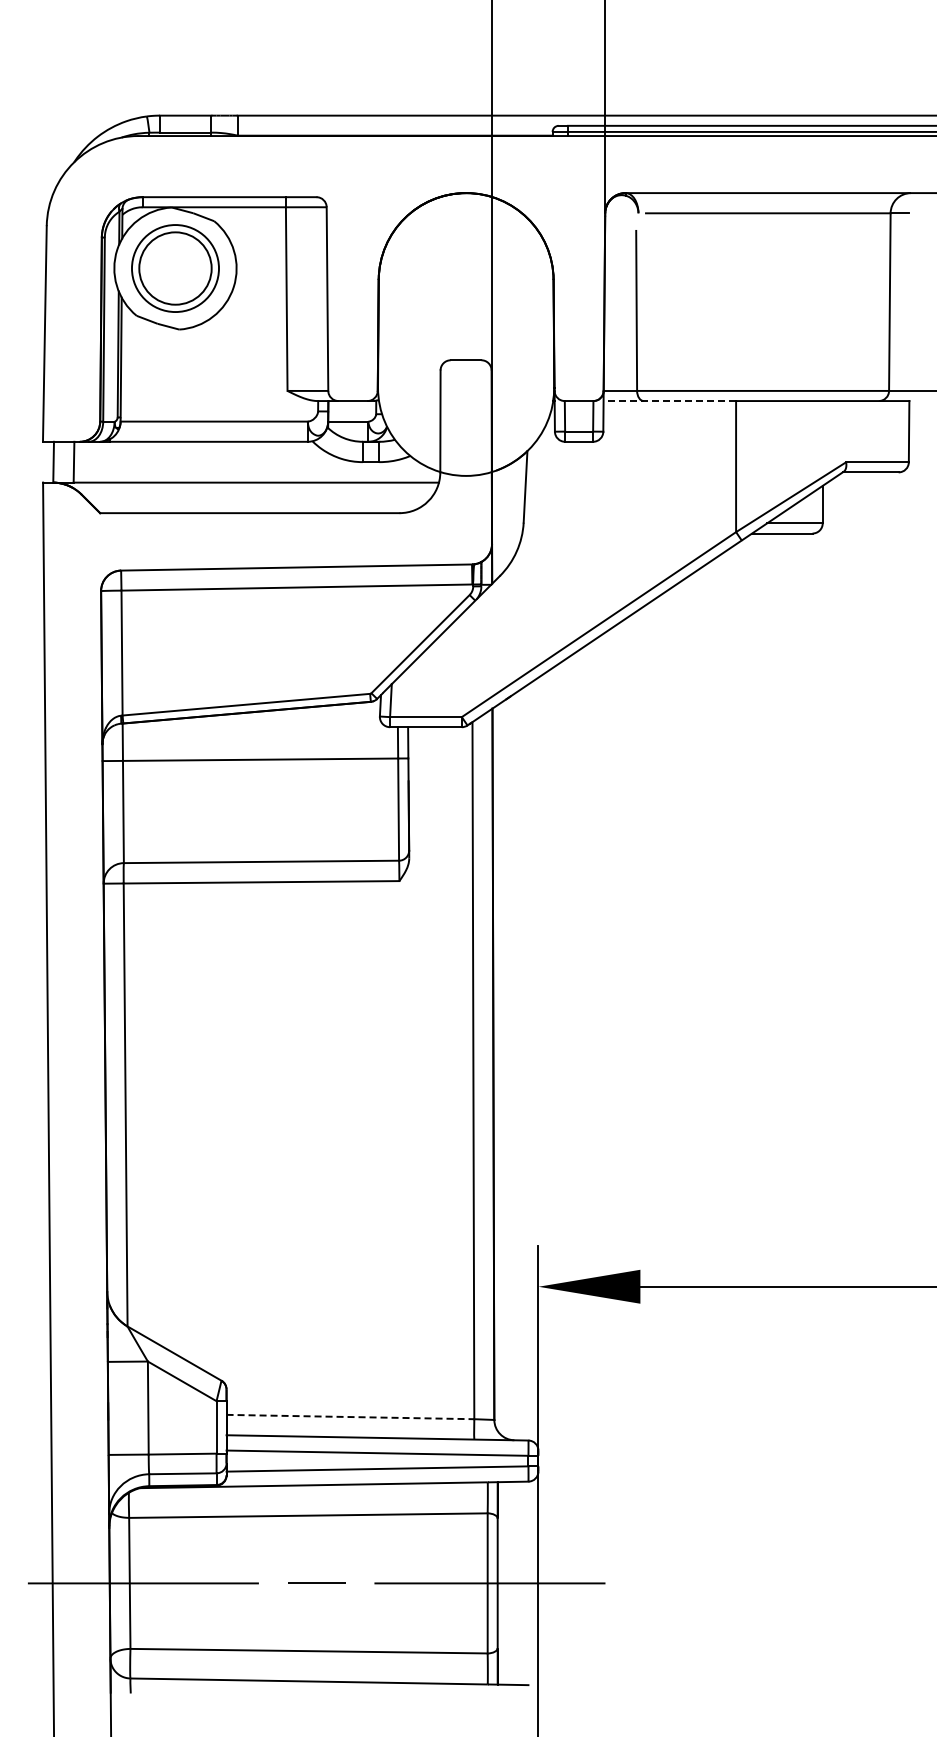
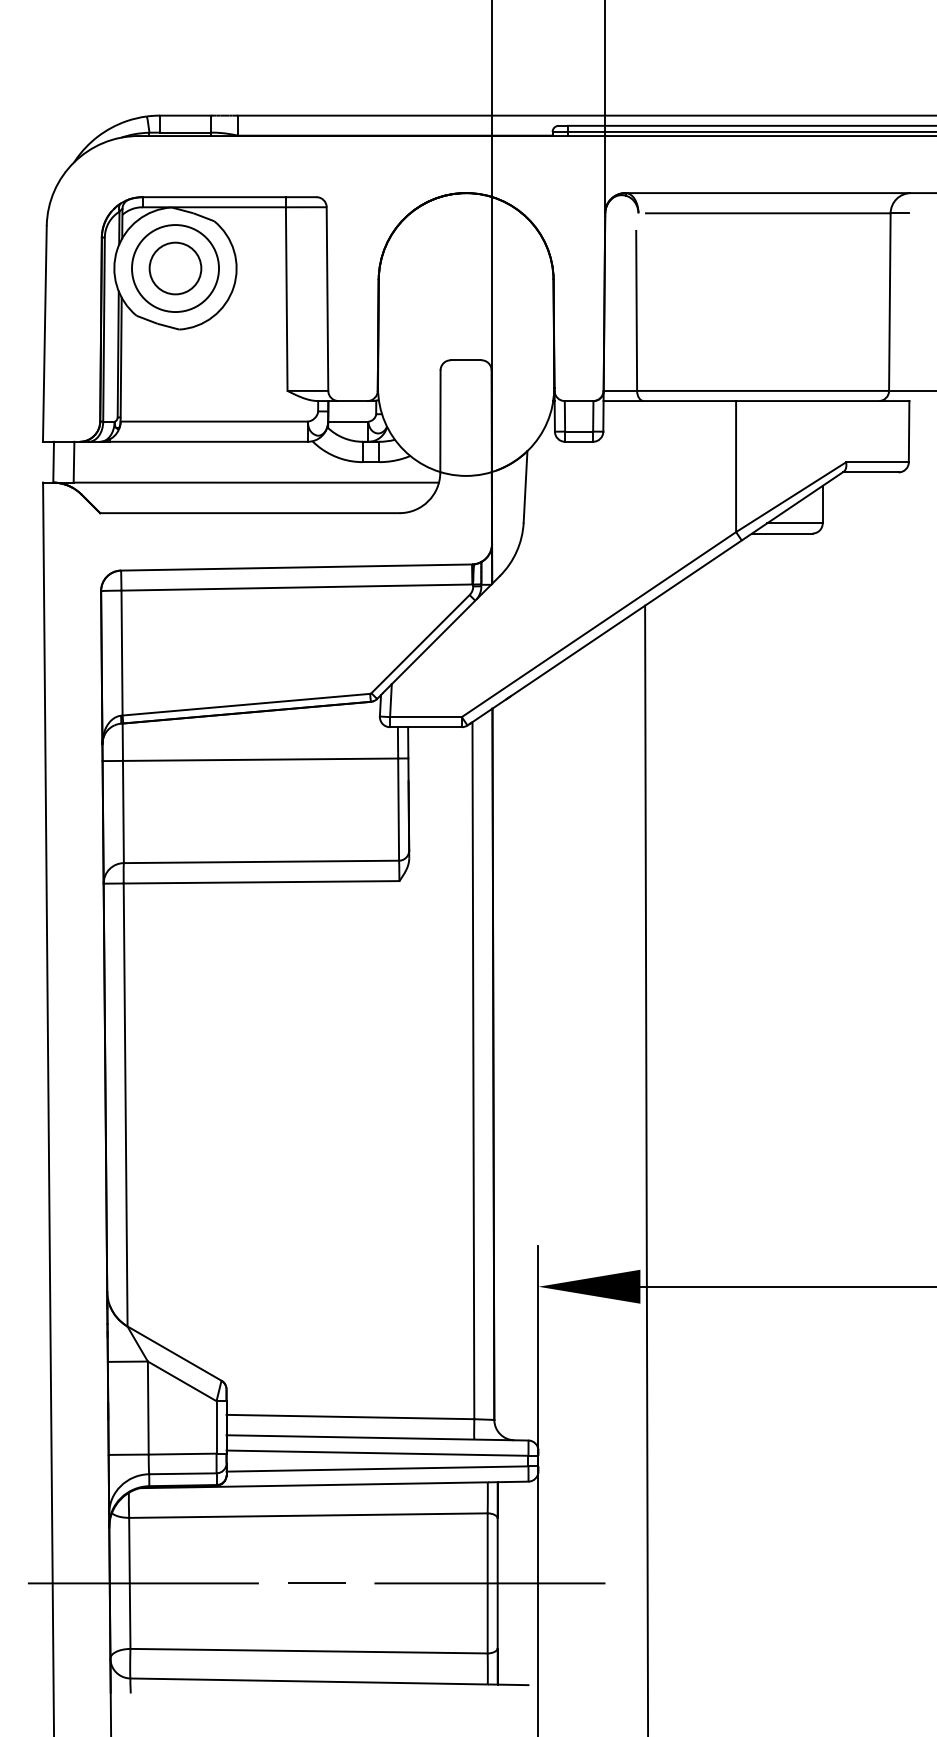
circle diameter: 72 px -> 52 px (175, 268)
line: dashed -> solid (669, 401)
line: none -> present (646, 1169)
line: dashed -> solid (350, 1417)
